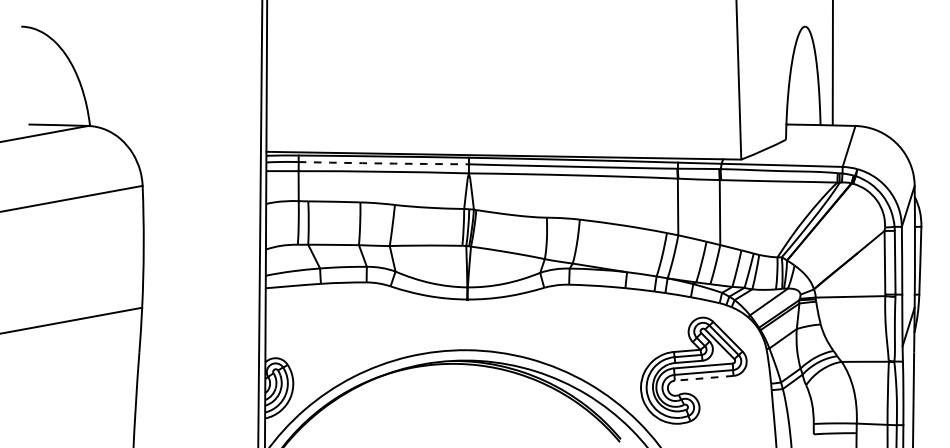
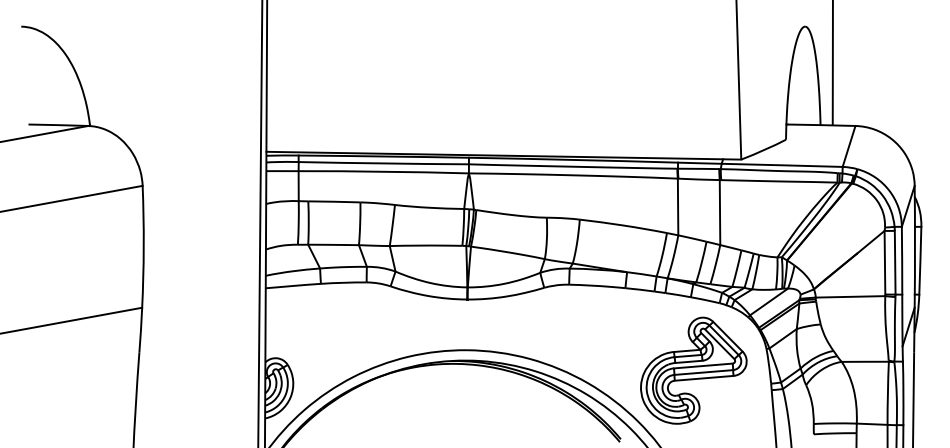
arc: dashed -> solid (383, 163)
line: dashed -> solid (703, 378)
